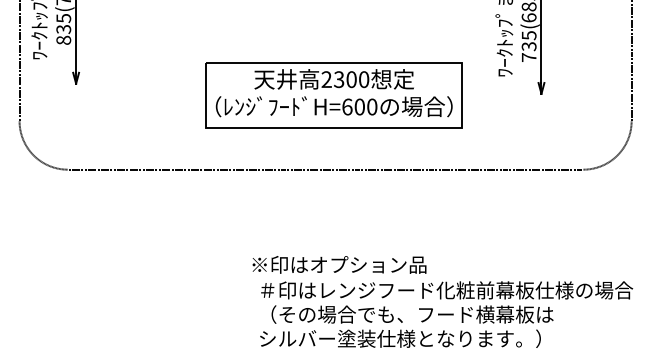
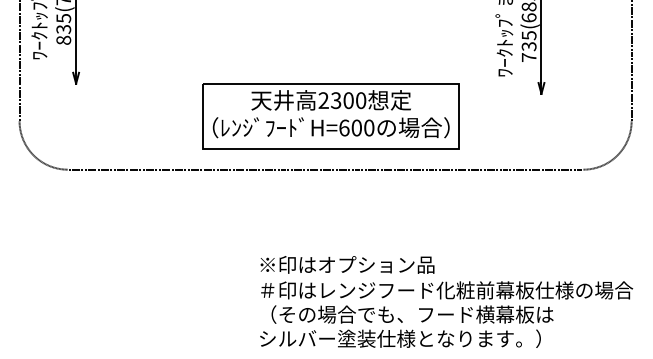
part position: (333, 95) -> (330, 116) (330, 116)
text position: (339, 264) -> (347, 264) (347, 264)
